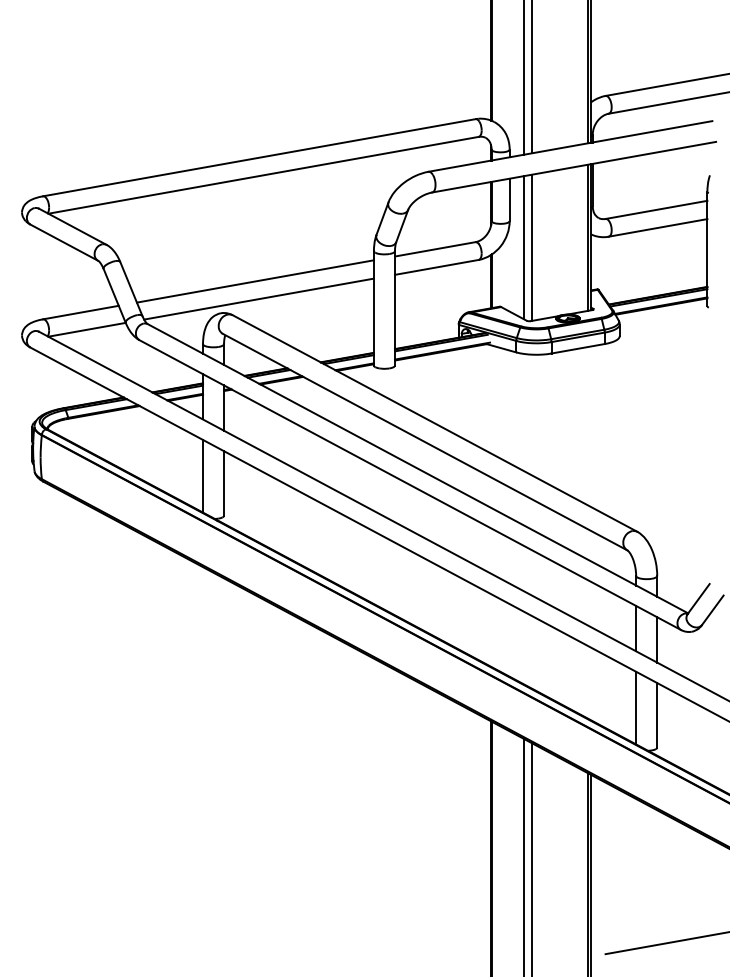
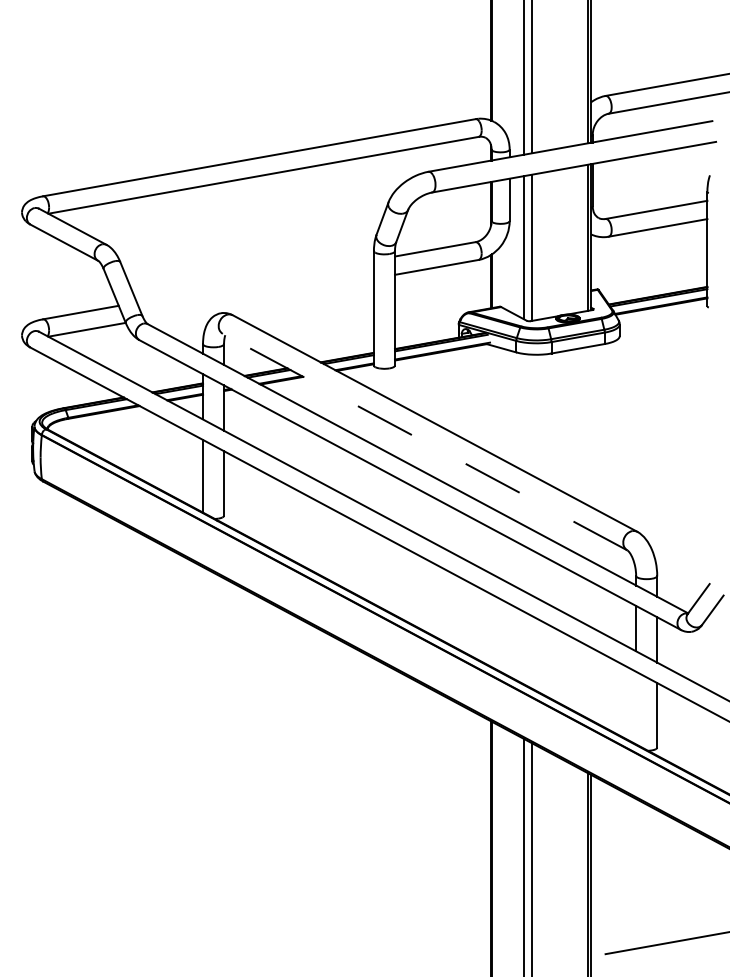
line: present -> none (254, 281)
line: present -> none (258, 298)
line: solid -> dashed (424, 441)
line: present -> none (636, 707)
